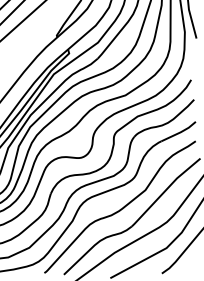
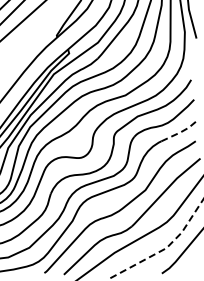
line: solid -> dashed (180, 132)
line: solid -> dashed (166, 248)
